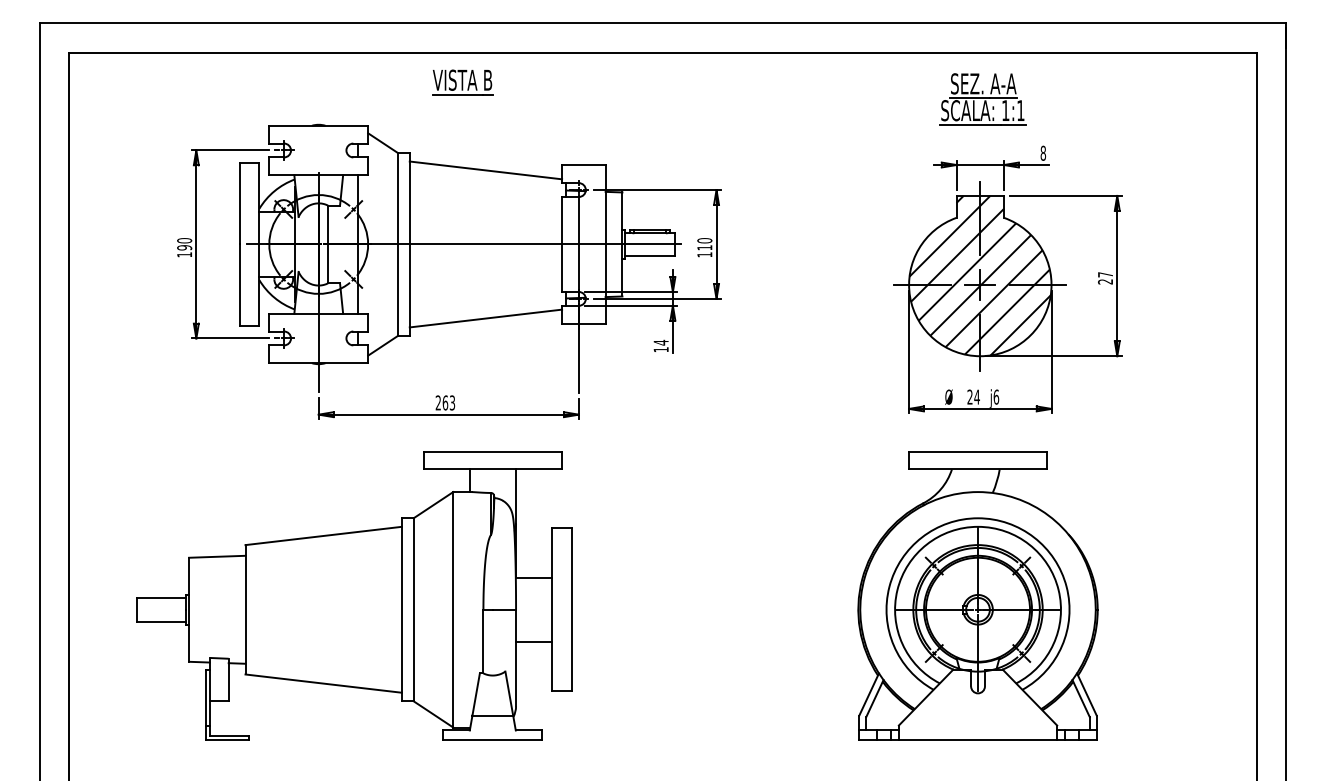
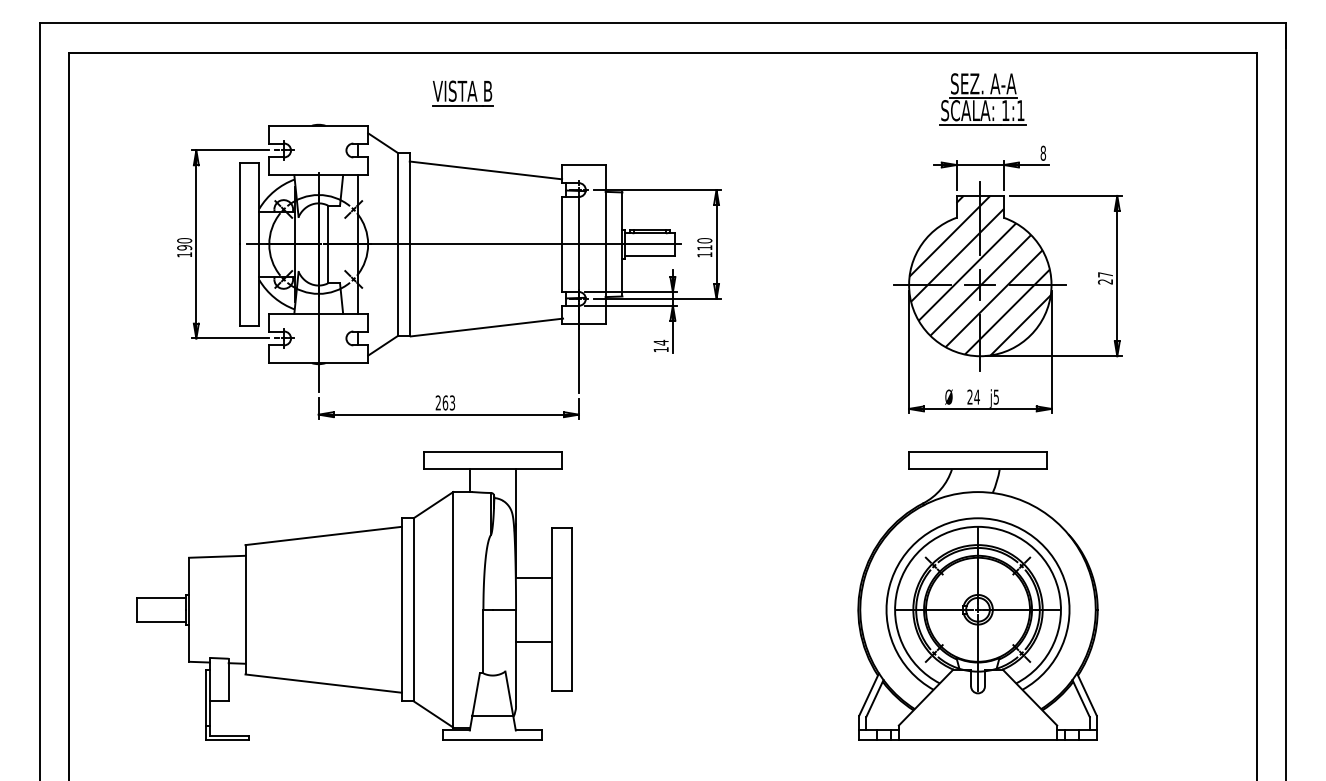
part position: (462, 82) -> (462, 93) (462, 93)
line position: (485, 318) -> (486, 327) (486, 327)
text: j6 -> j5 (996, 396)
